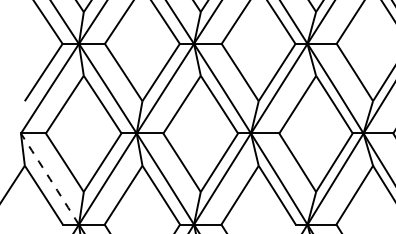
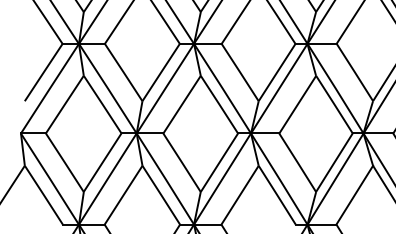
arc: dashed -> solid (50, 179)
